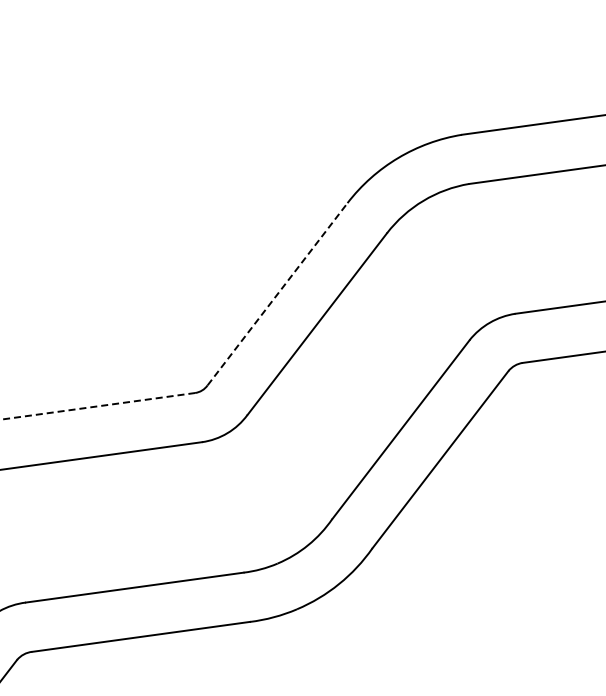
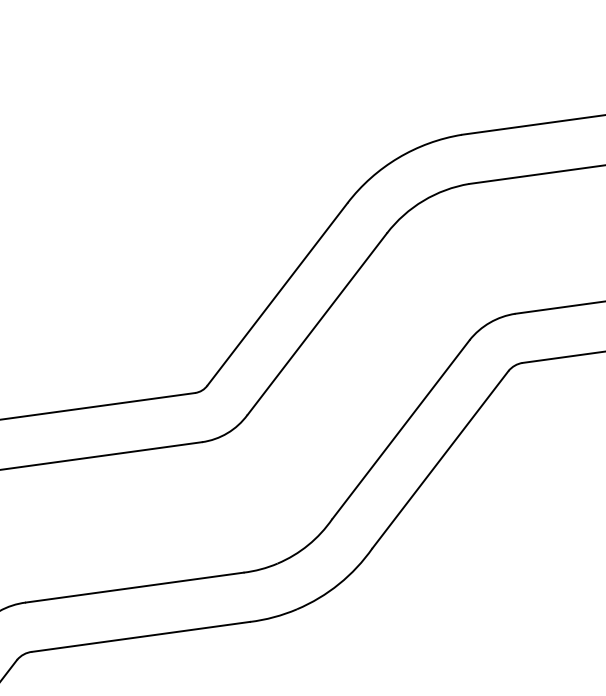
line: dashed -> solid (277, 294)
line: dashed -> solid (98, 406)
